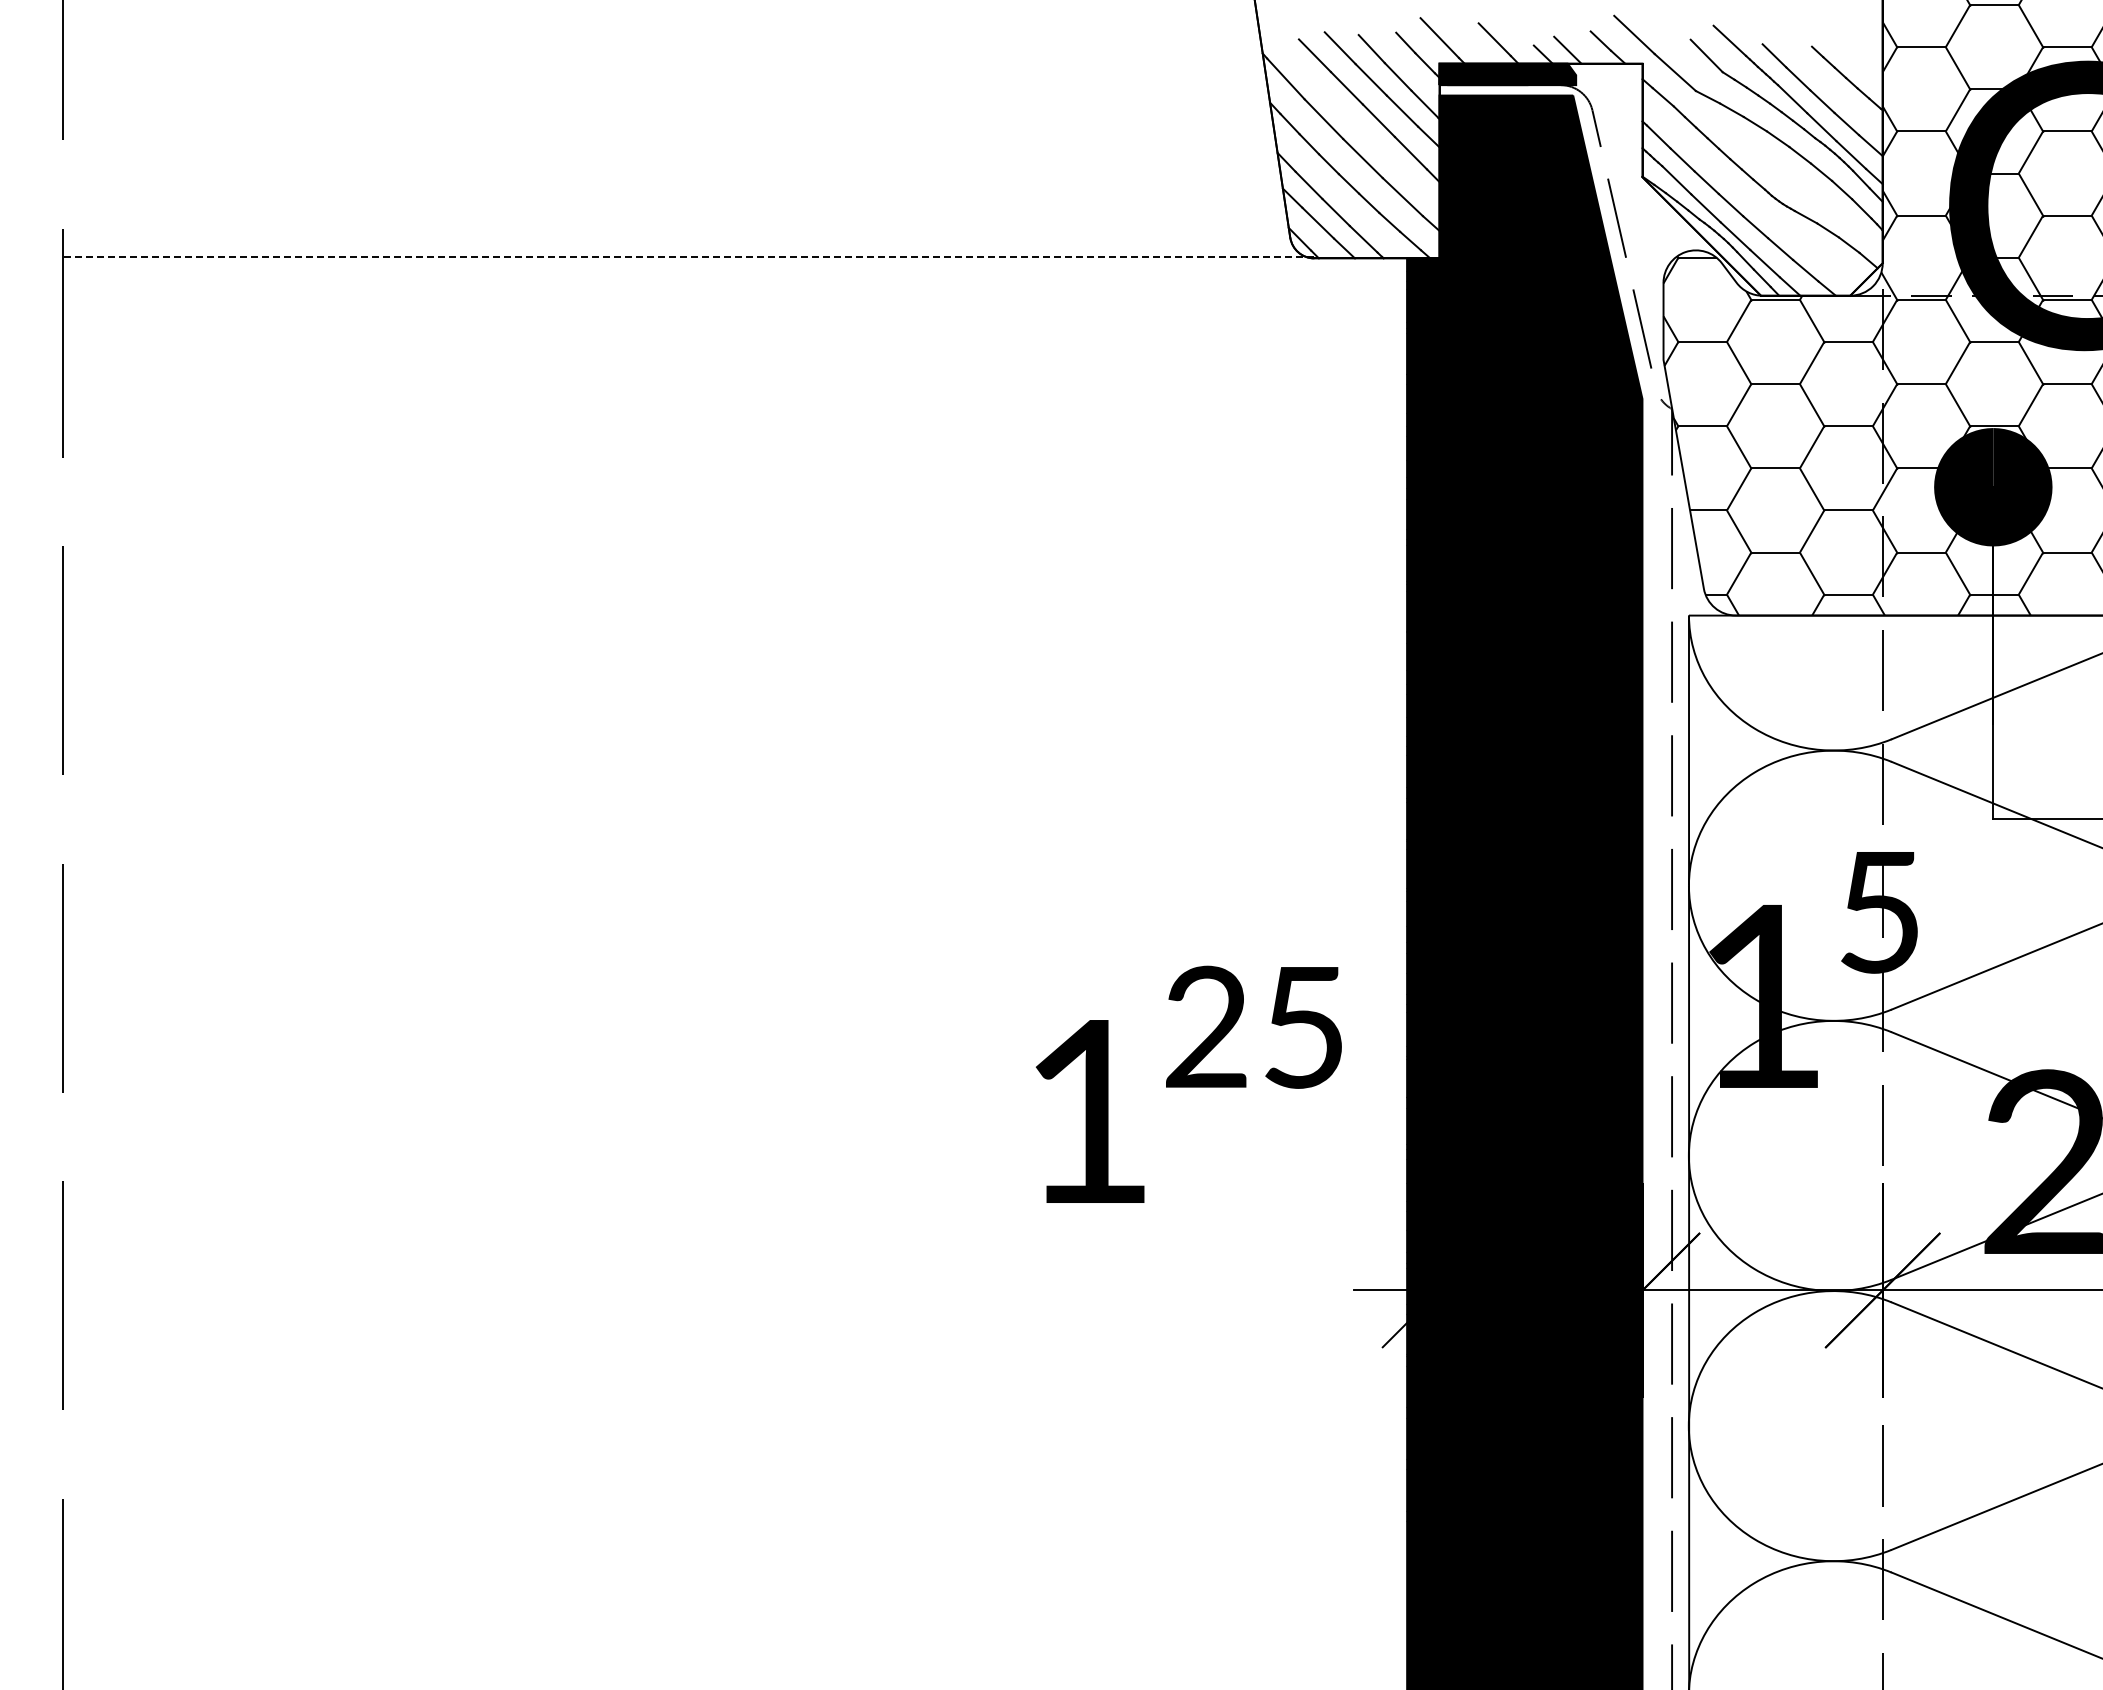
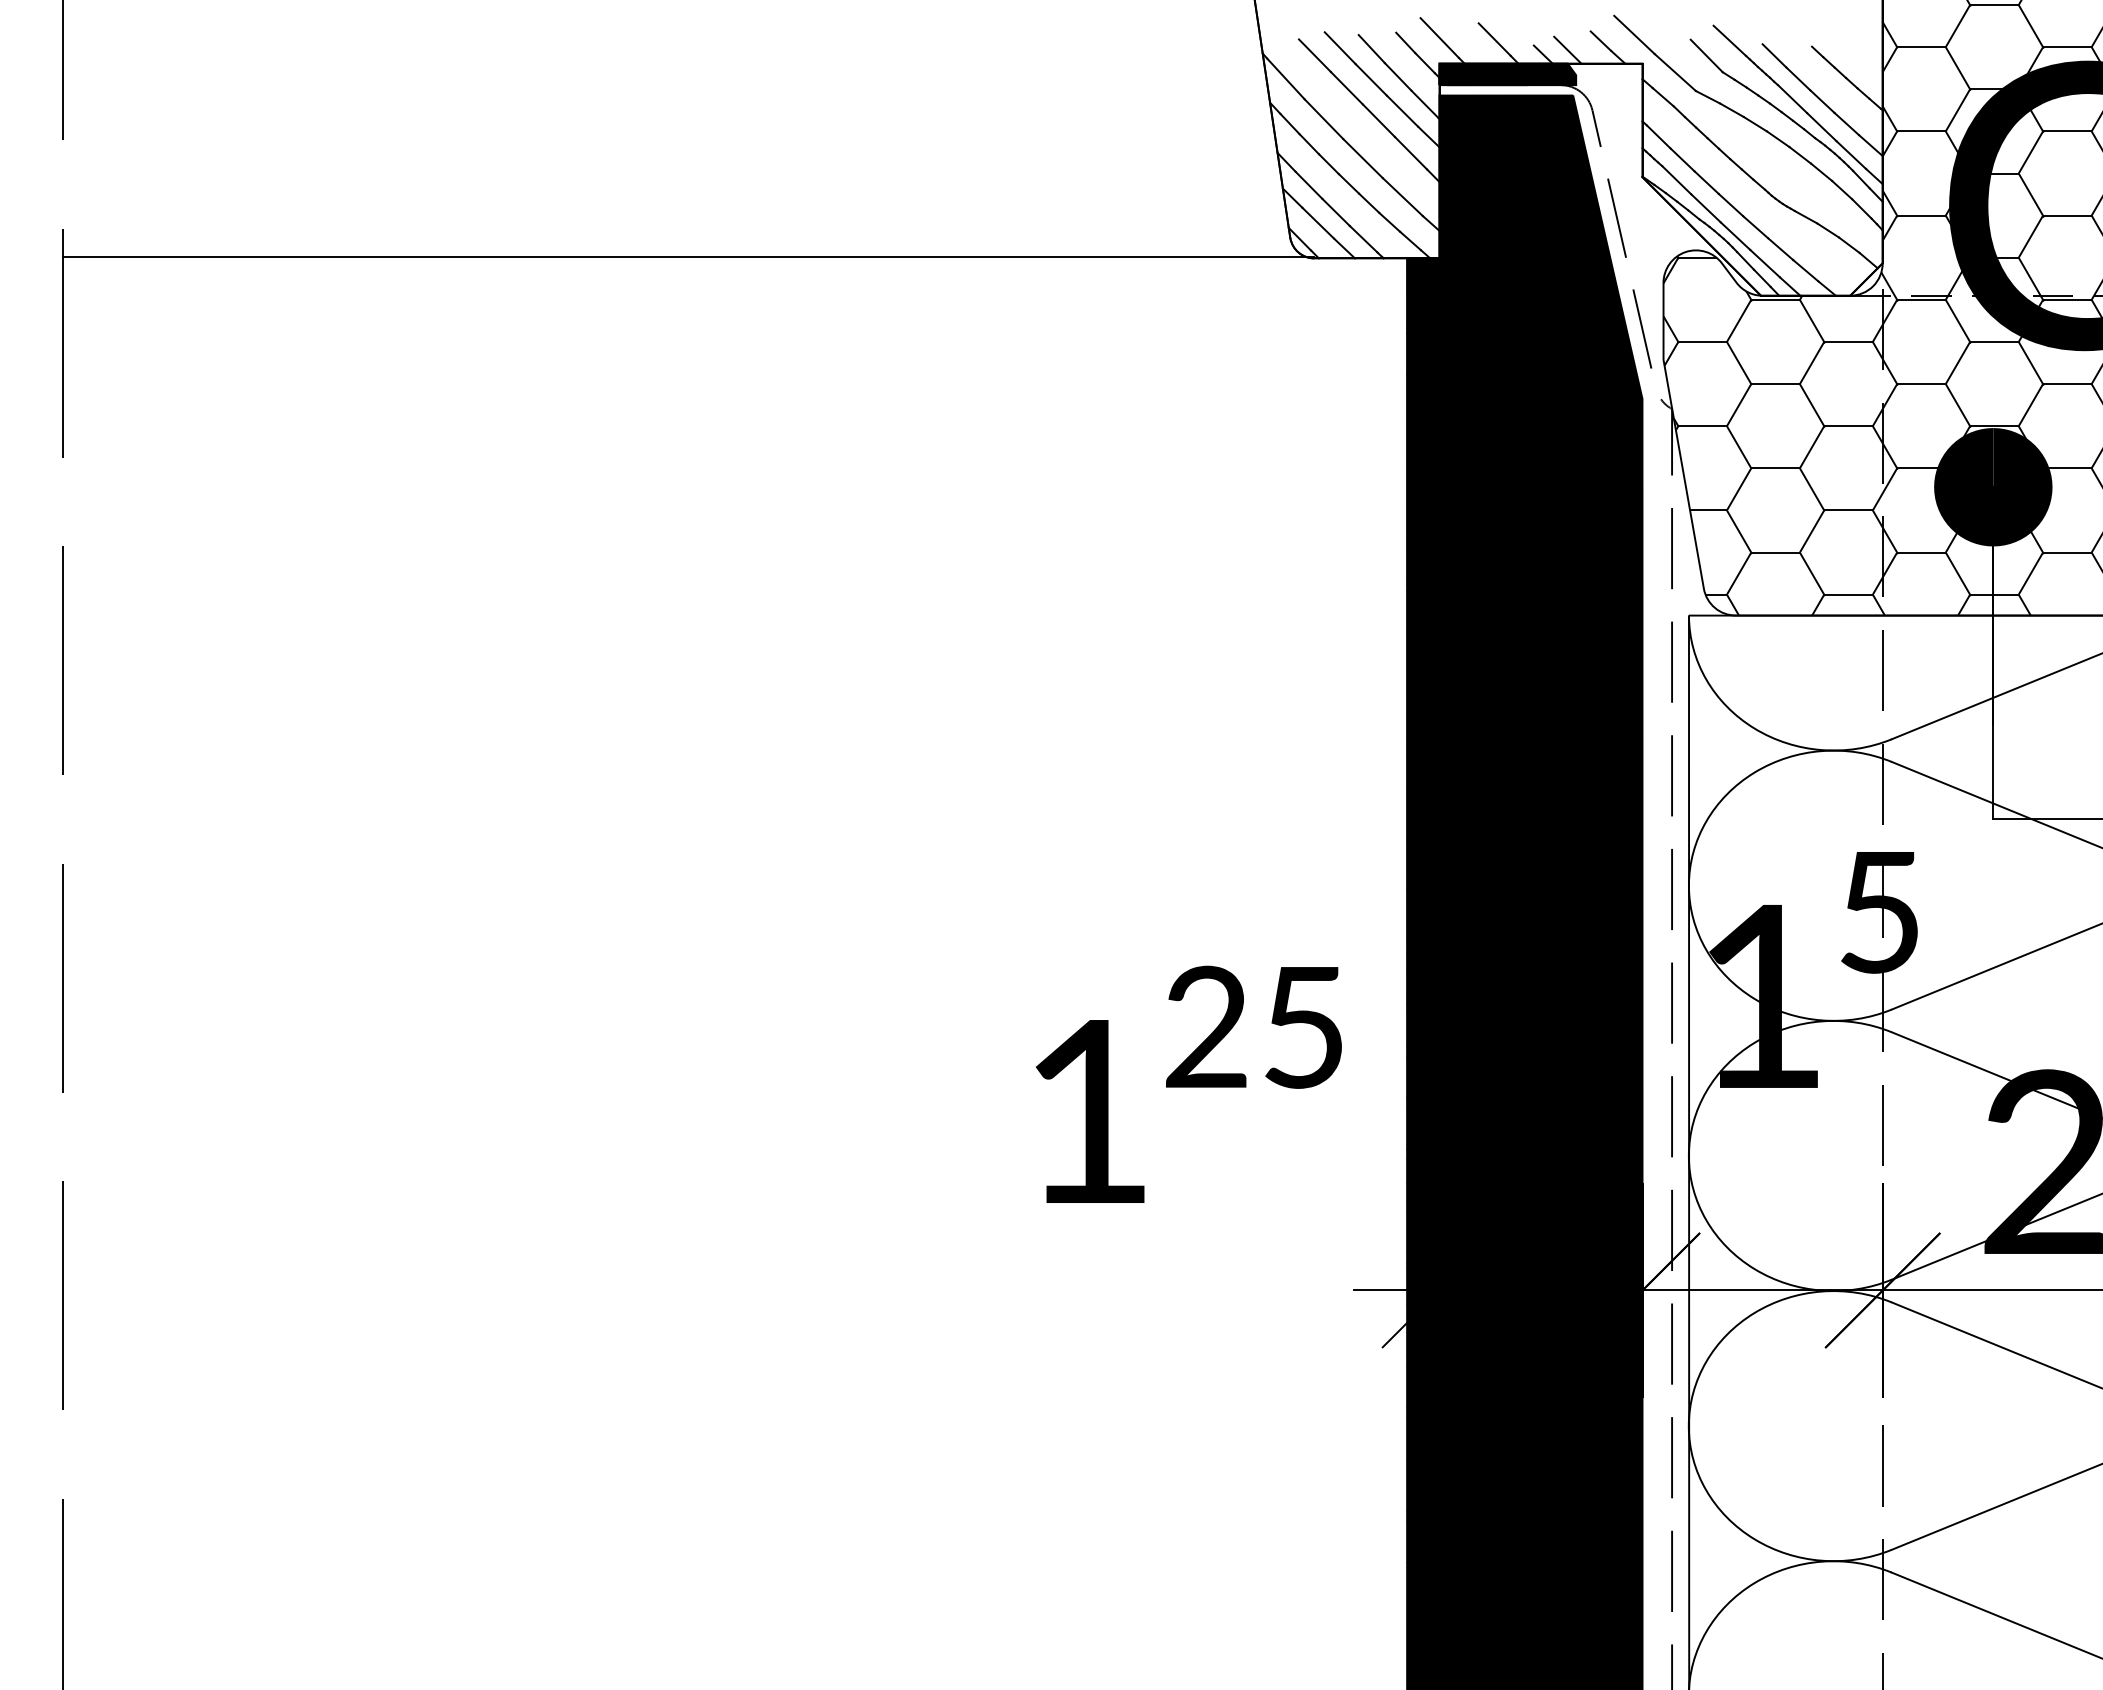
line: dashed -> solid (688, 256)
